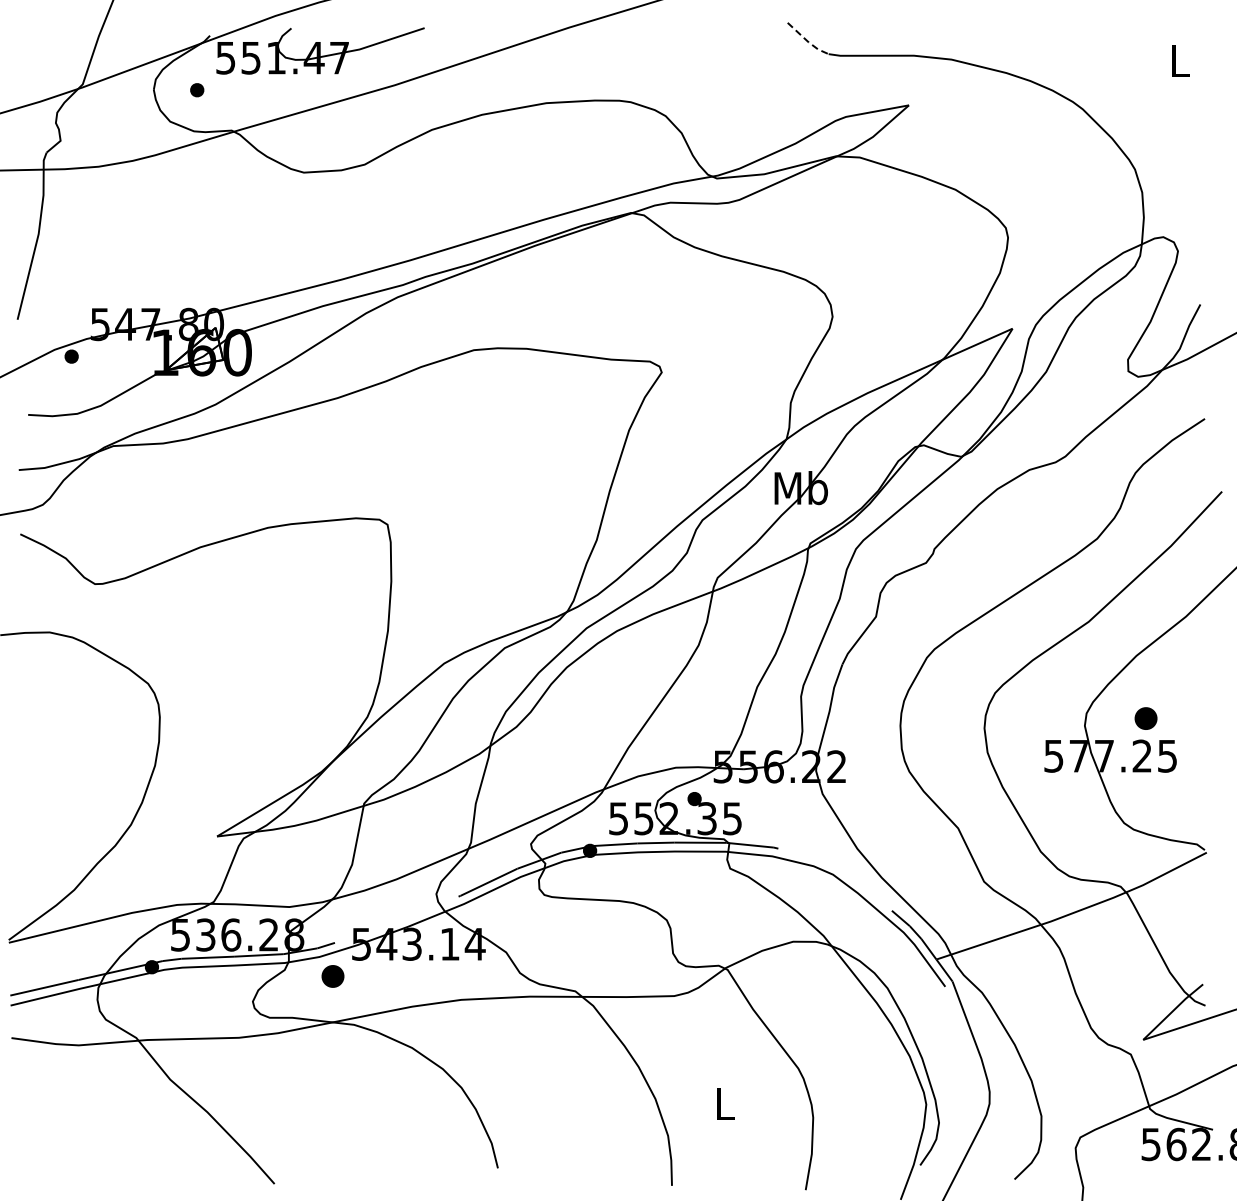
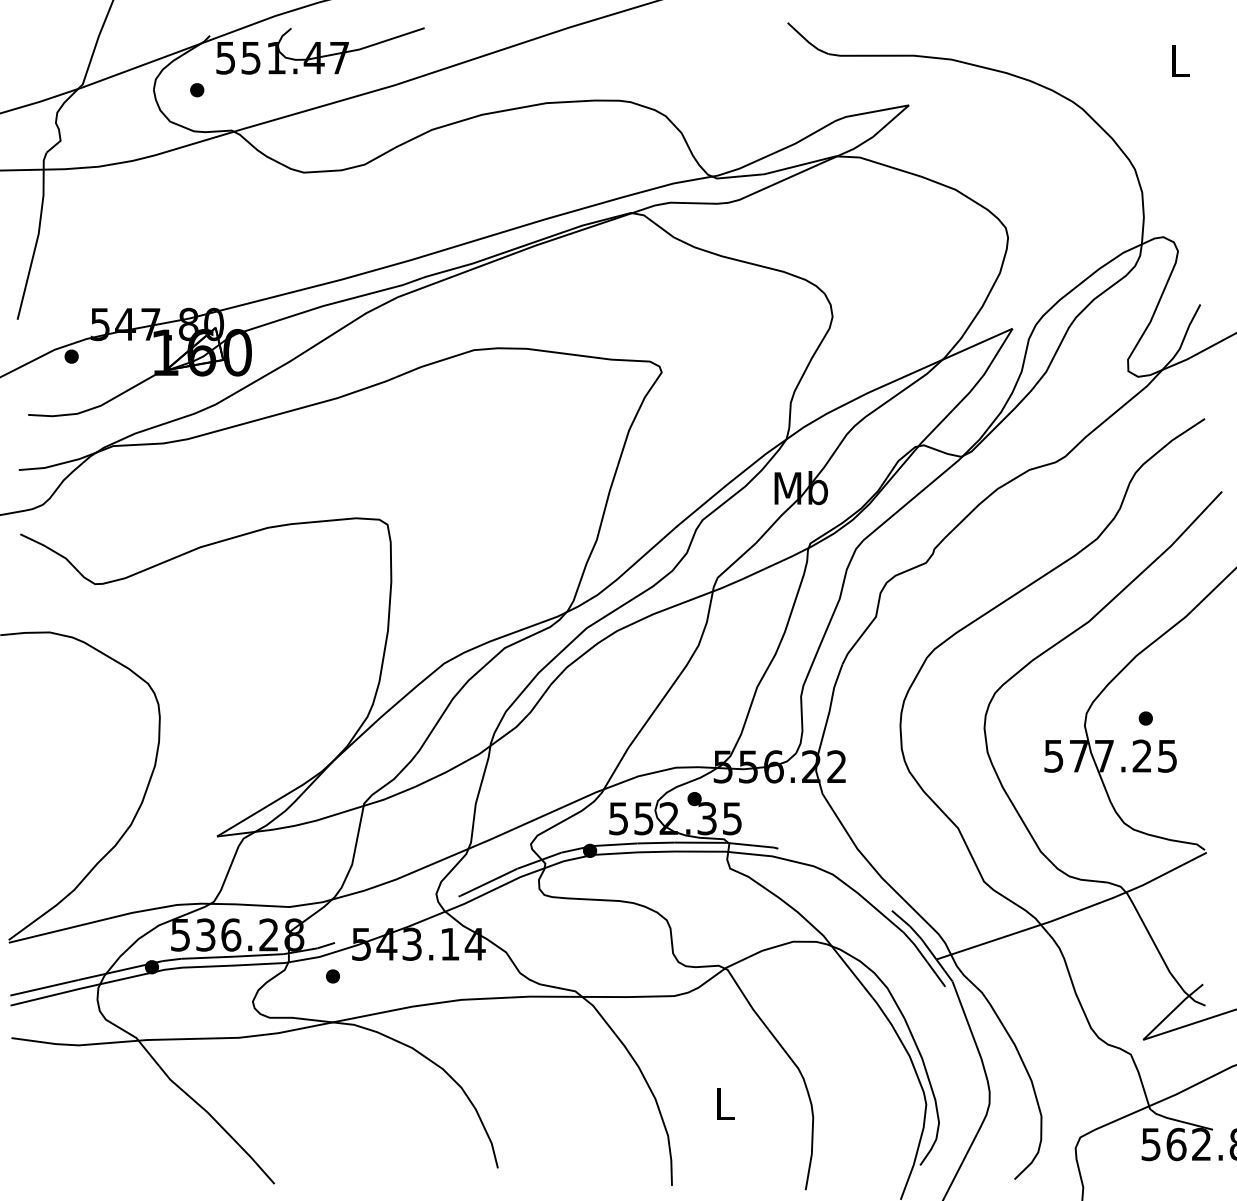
line: dashed -> solid (808, 41)
part size: 24x23 px -> 15x15 px (1145, 718)
part size: 24x23 px -> 14x15 px (332, 976)
